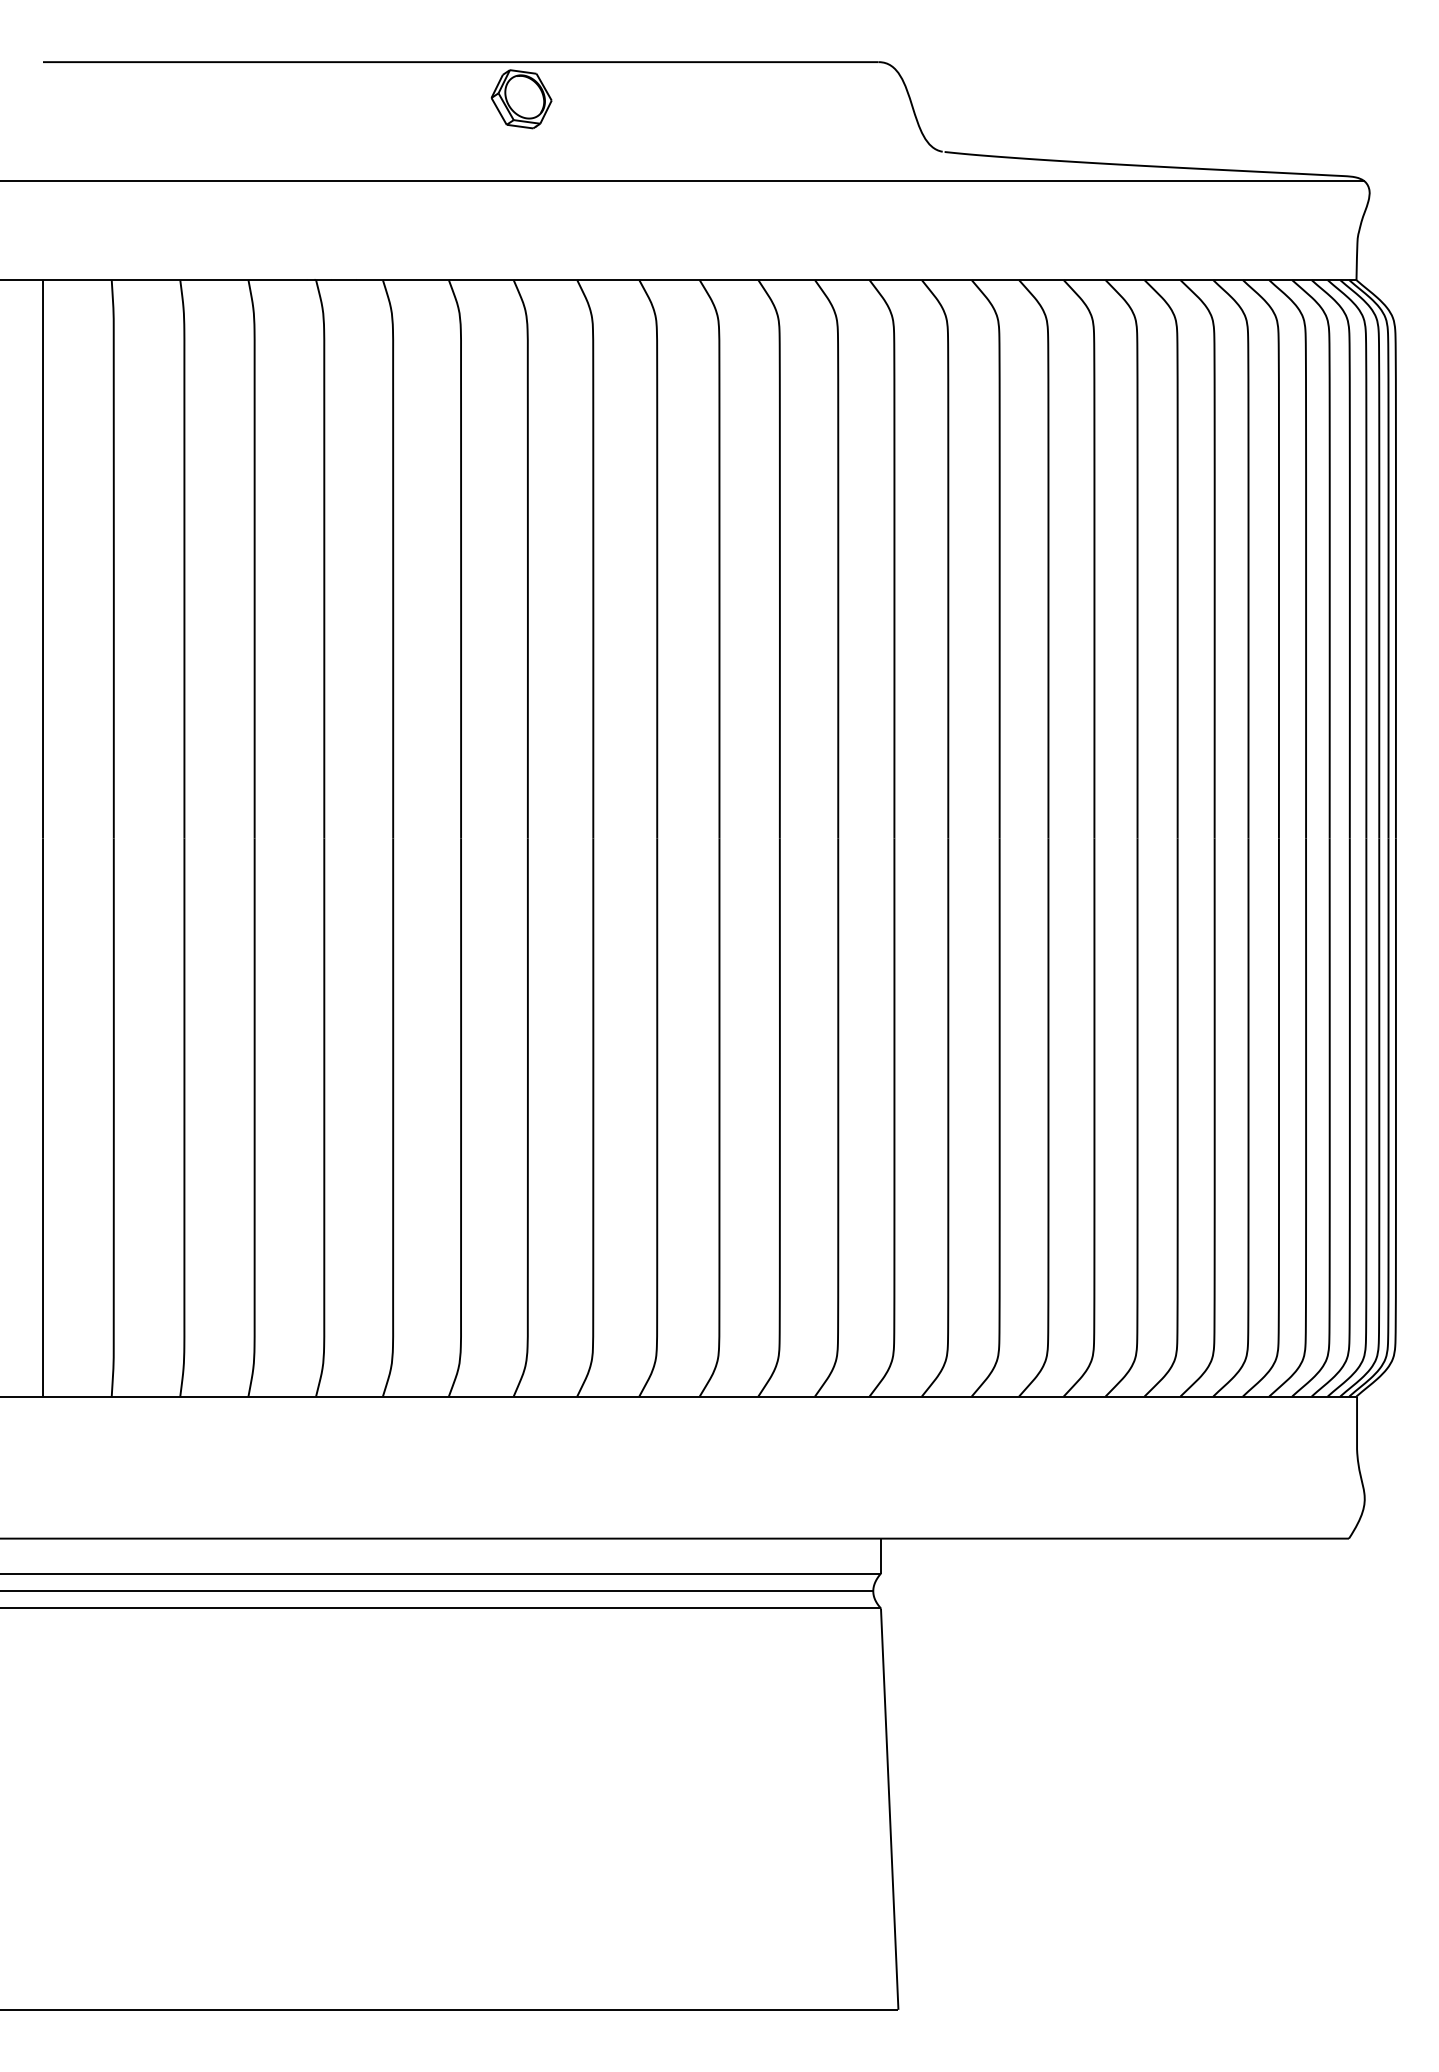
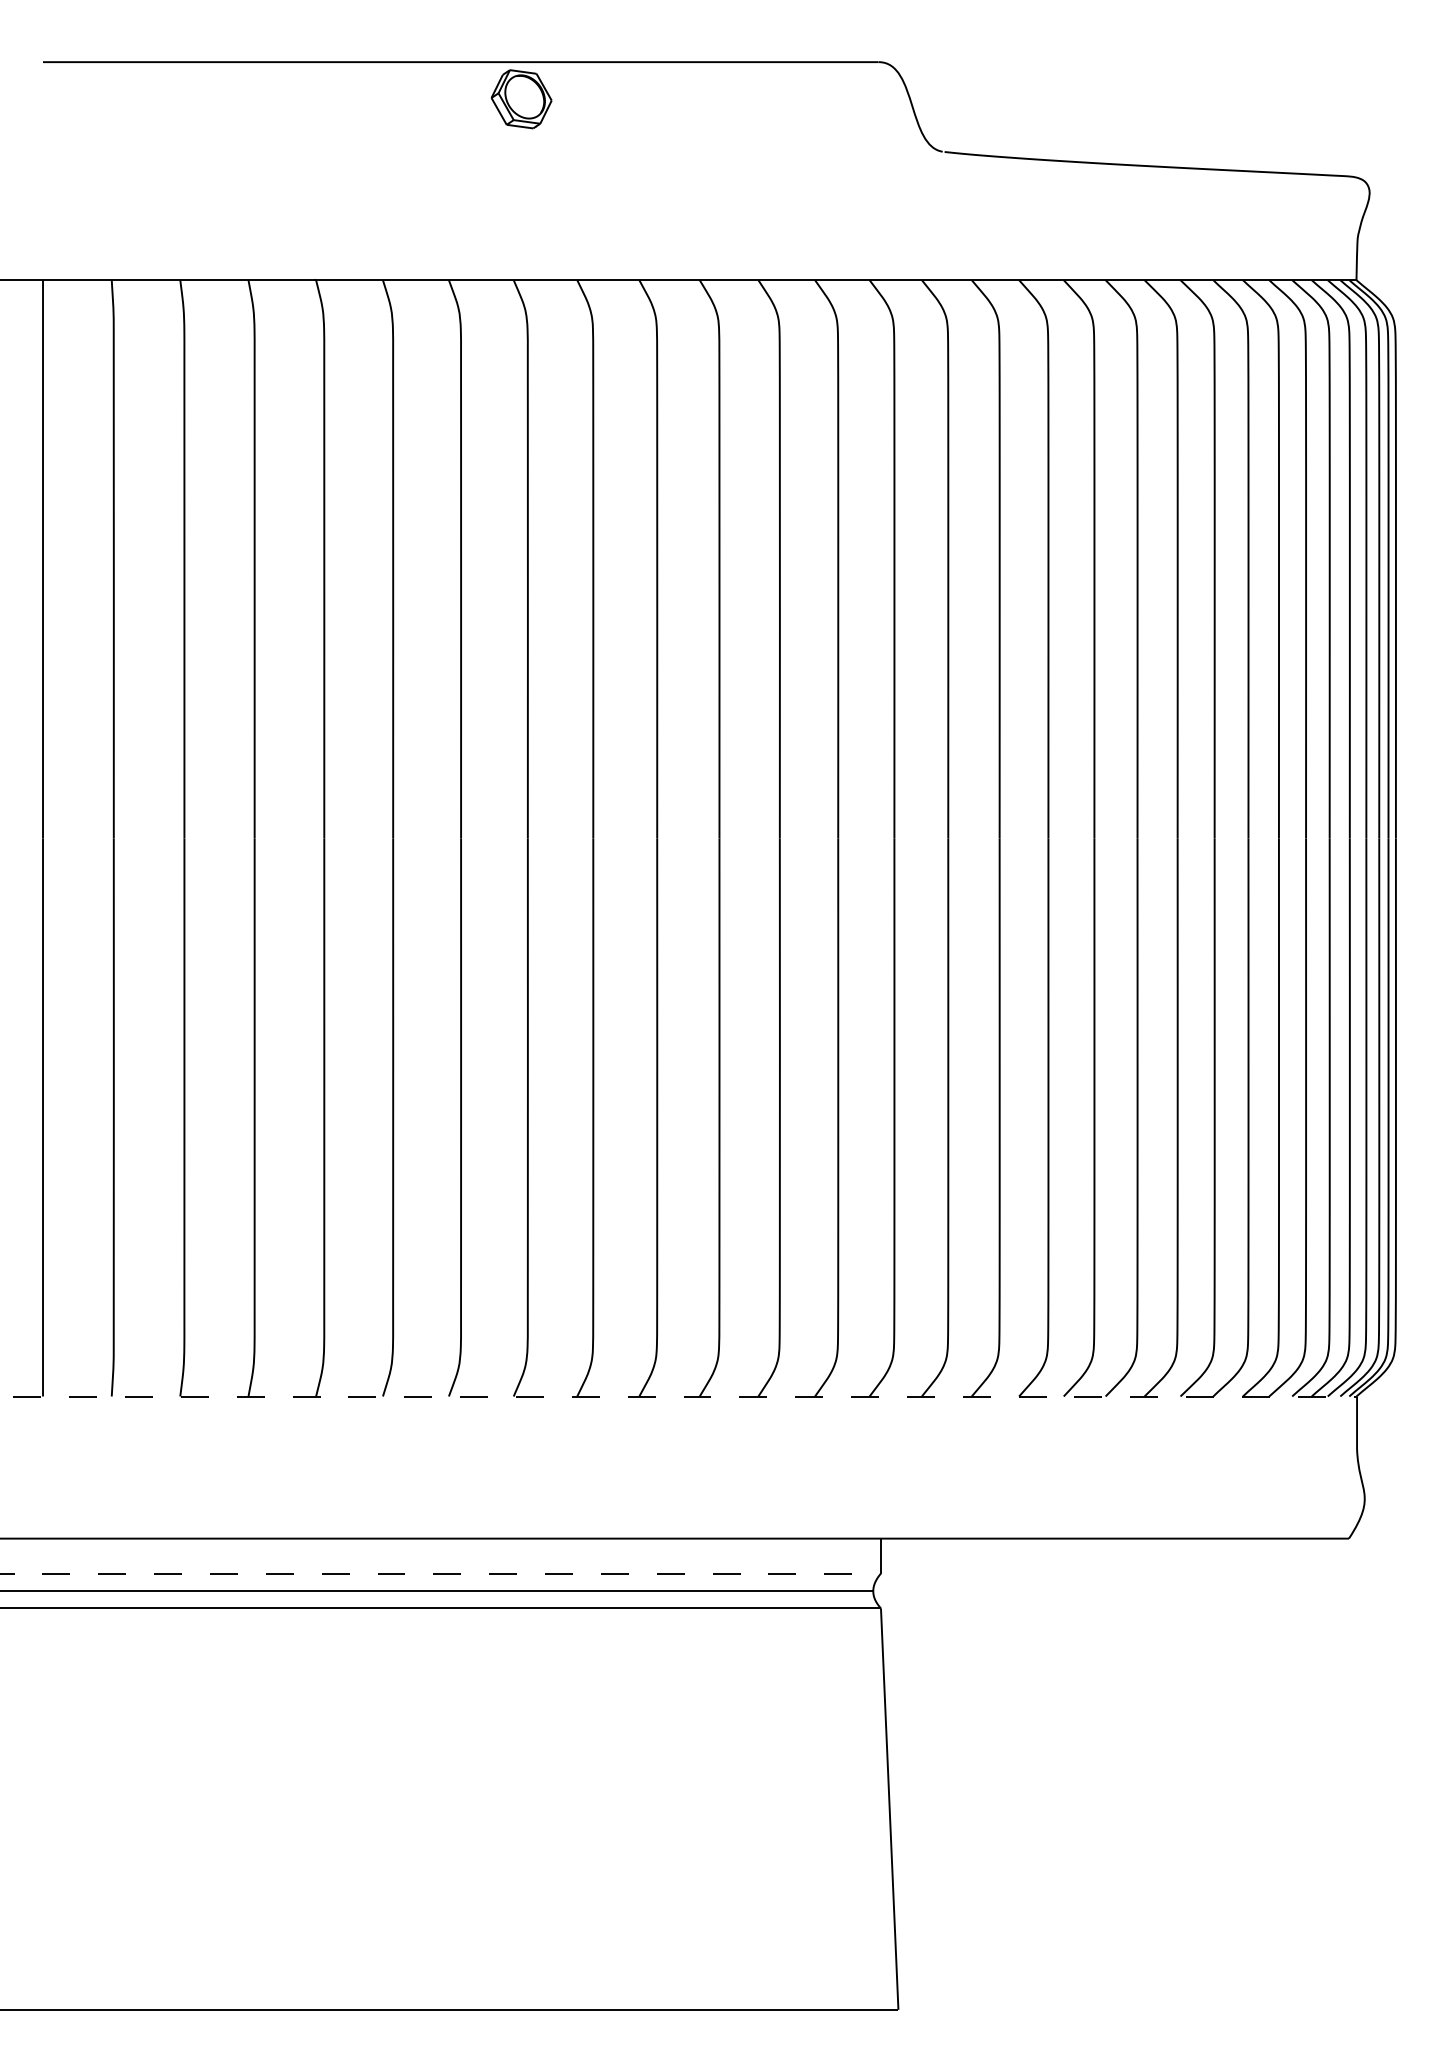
line: present -> none (683, 181)
line: solid -> dashed (678, 1396)
line: solid -> dashed (441, 1573)
